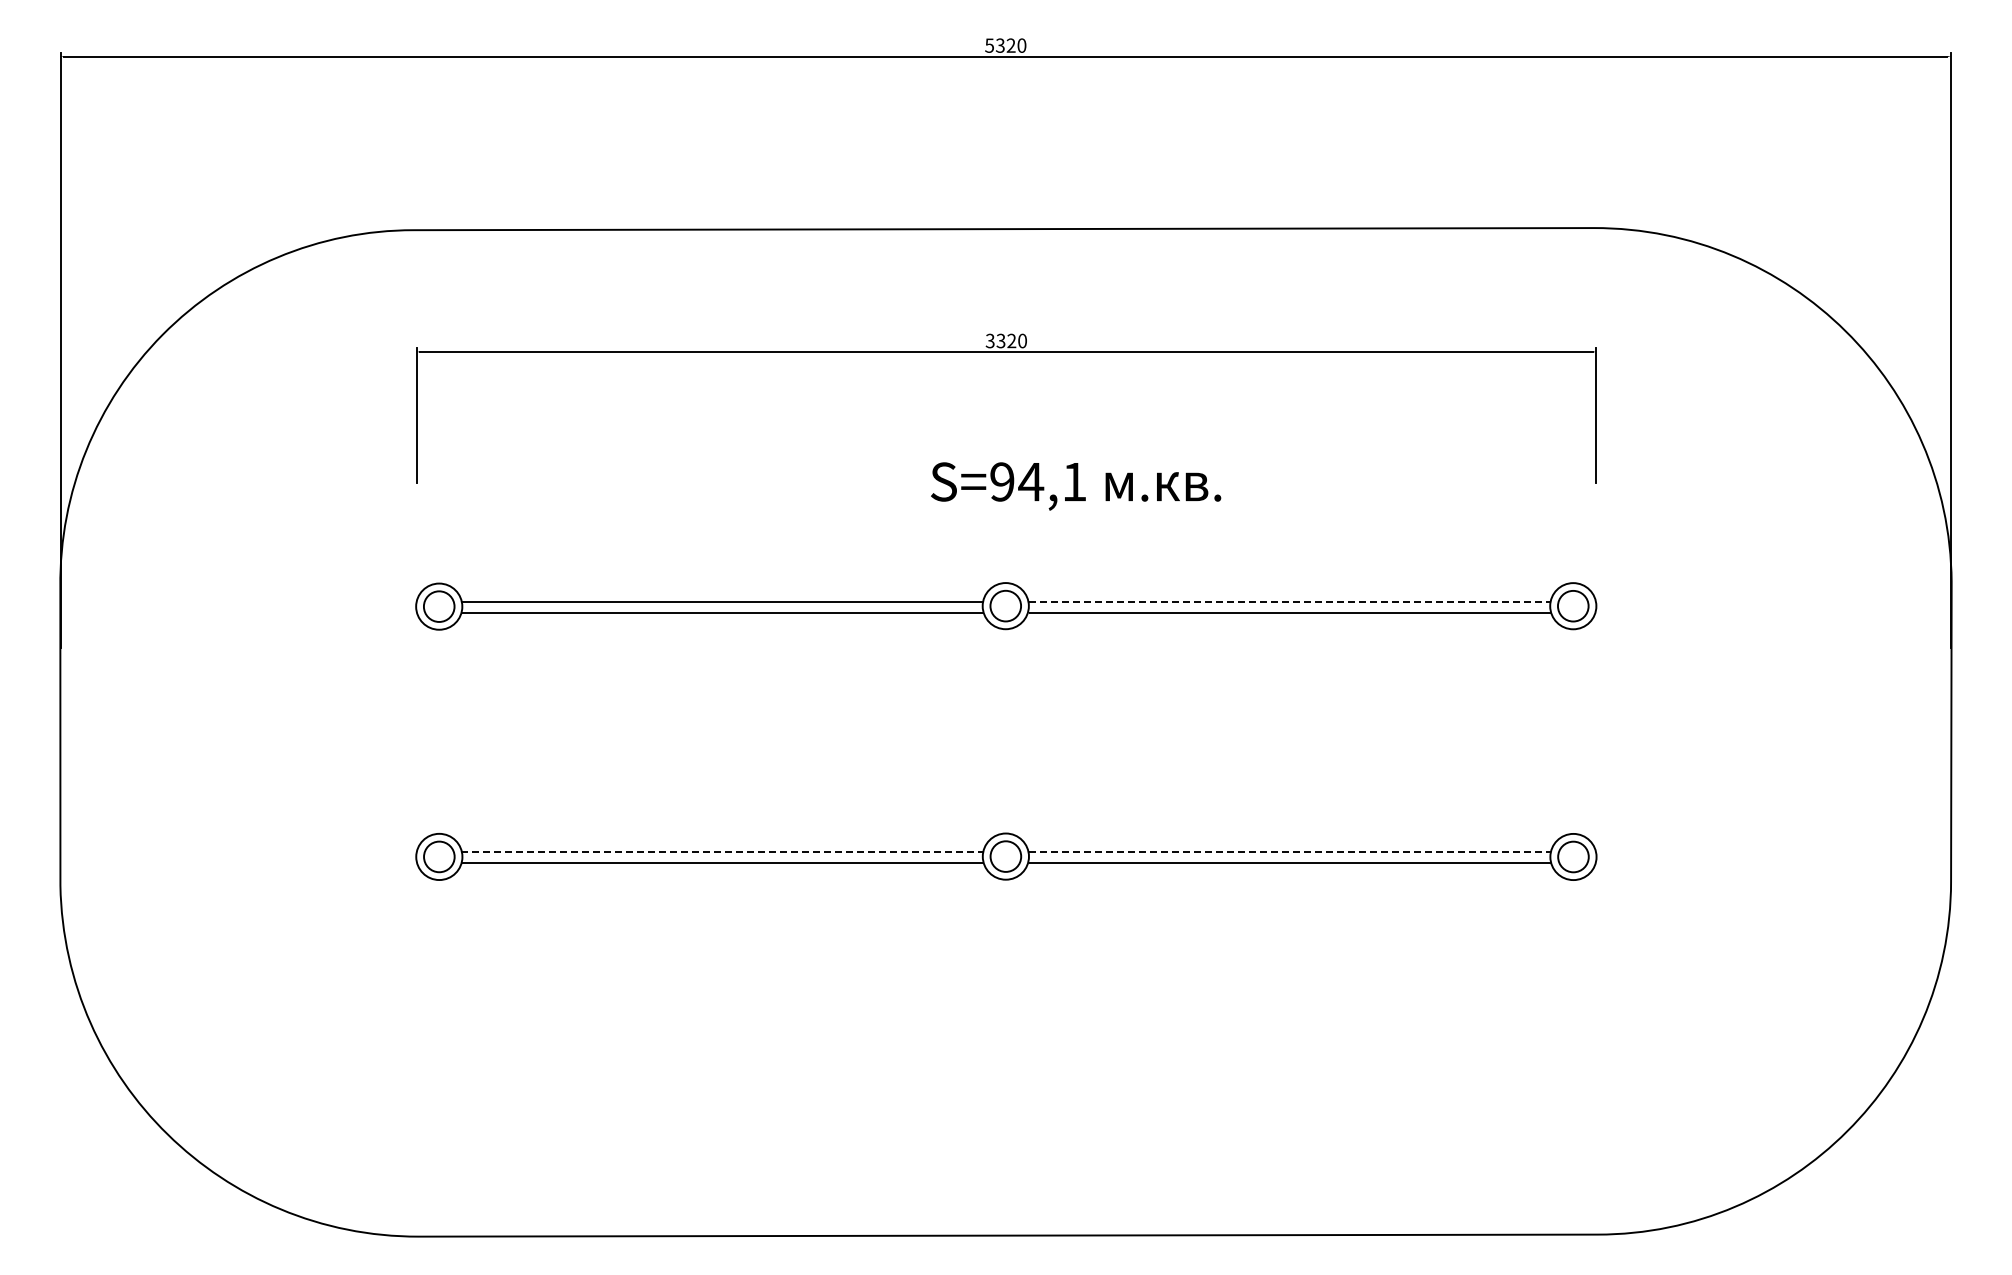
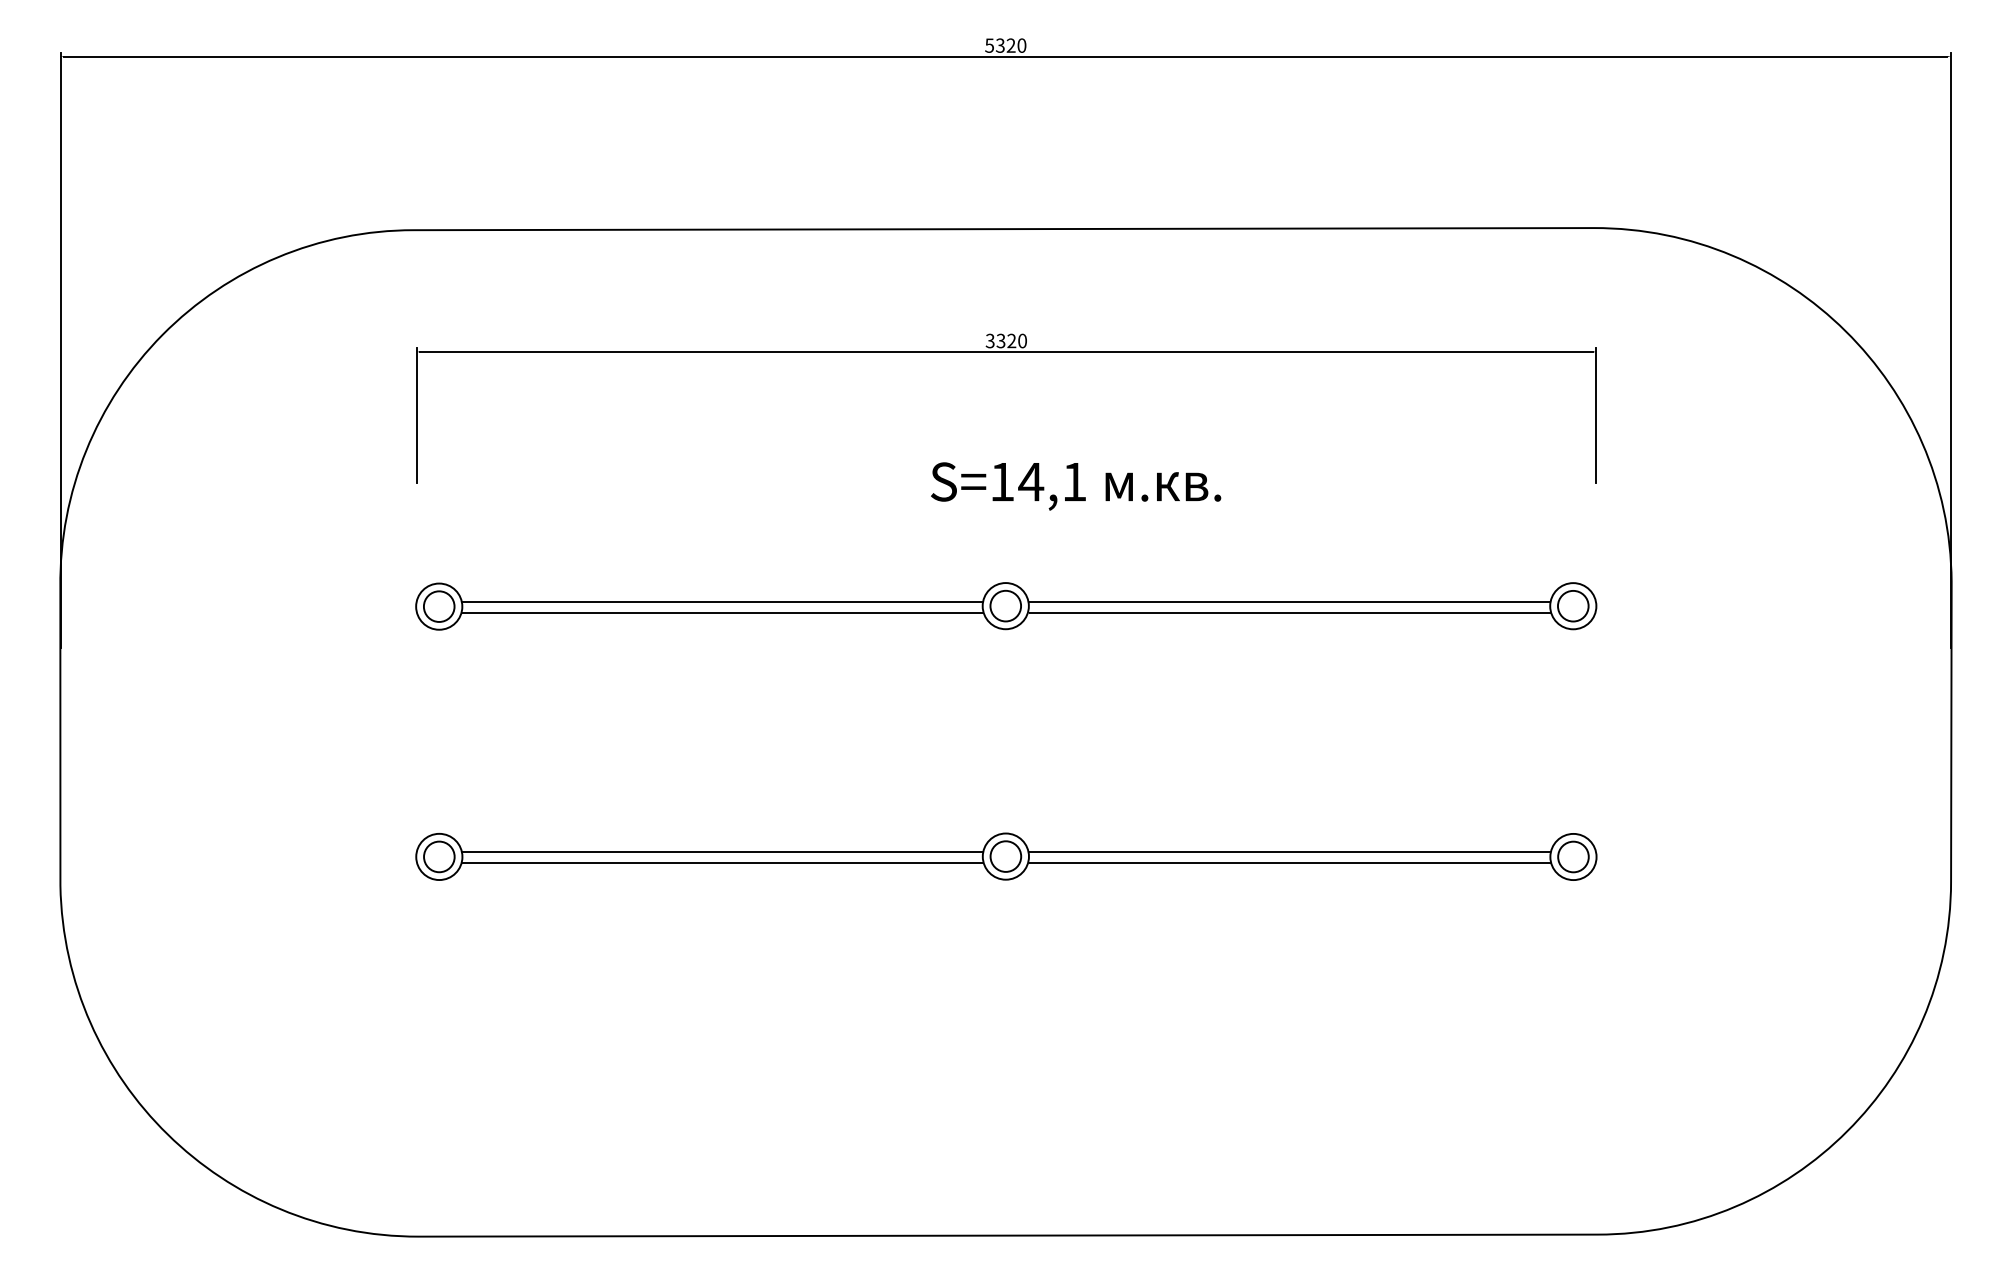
text: S=94,1 -> S=14,1 (1002, 481)
line: dashed -> solid (1289, 601)
line: dashed -> solid (722, 851)
line: dashed -> solid (1289, 851)
